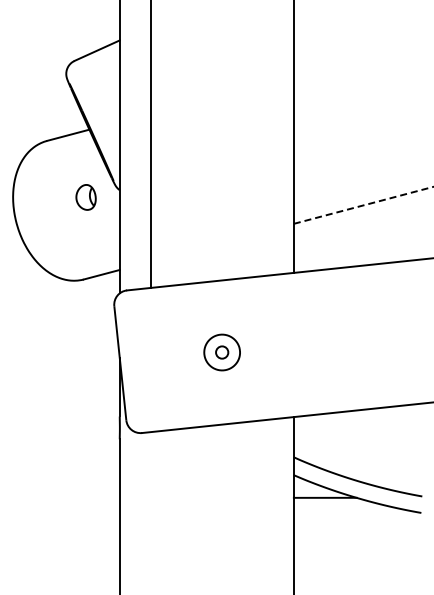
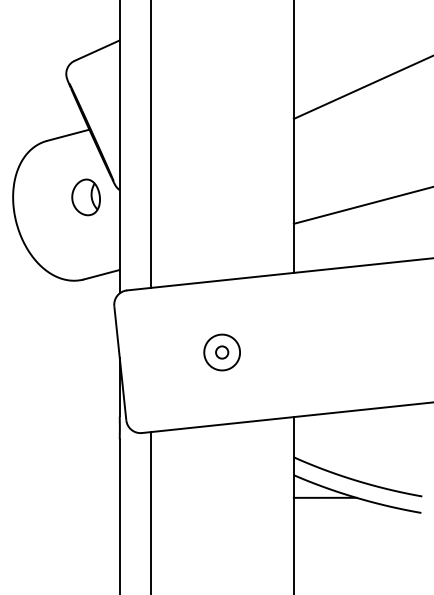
line: none -> present (361, 87)
part size: 22x27 px -> 30x39 px (85, 197)
line: dashed -> solid (364, 205)
line: none -> present (150, 511)
